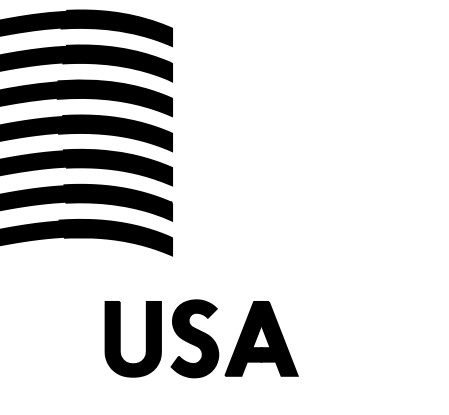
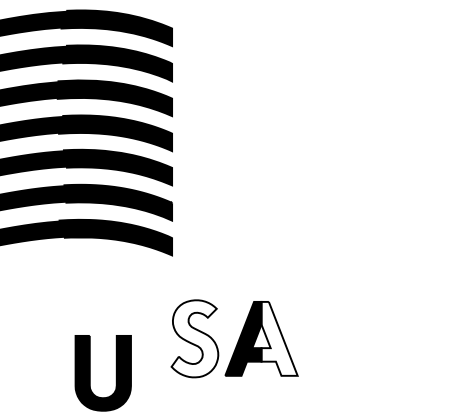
fill: present -> none (194, 338)
fill: present -> none (279, 338)
part position: (120, 339) -> (90, 373) (90, 373)
